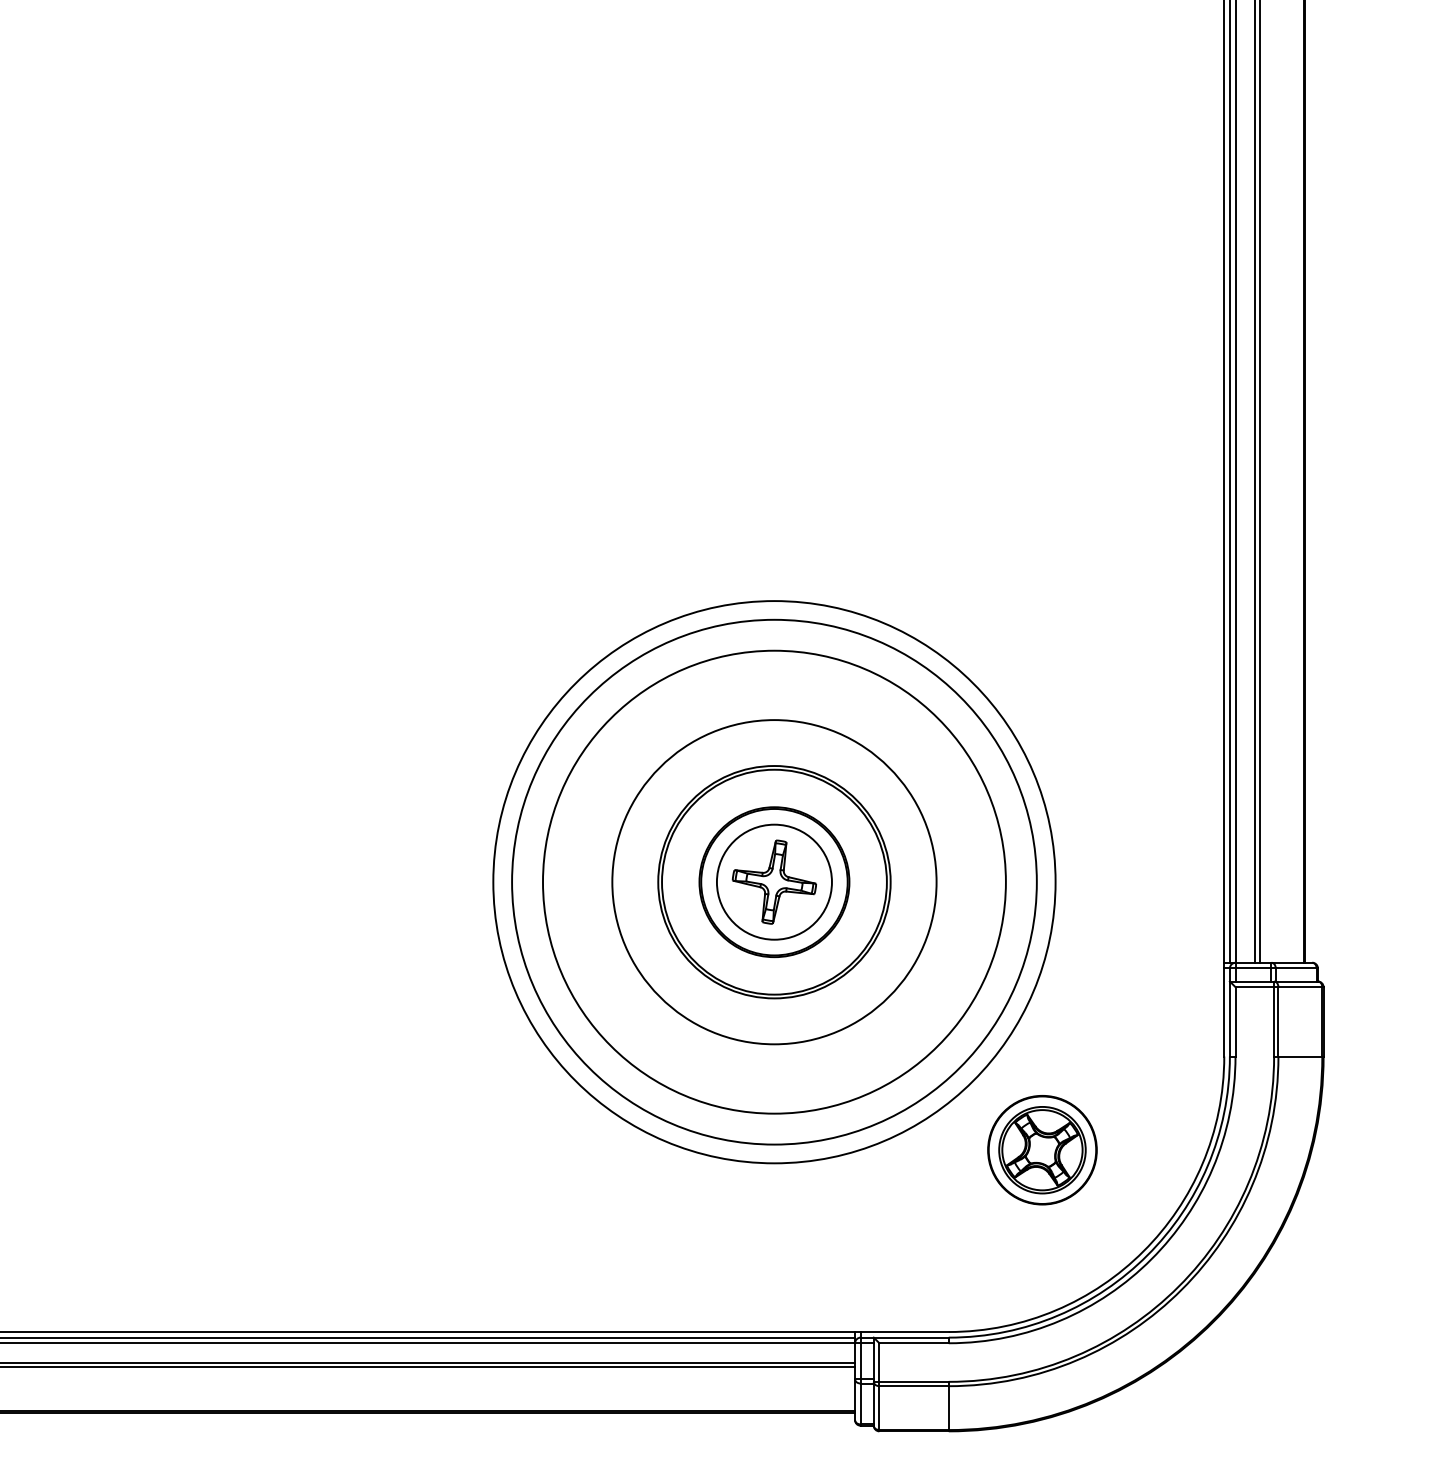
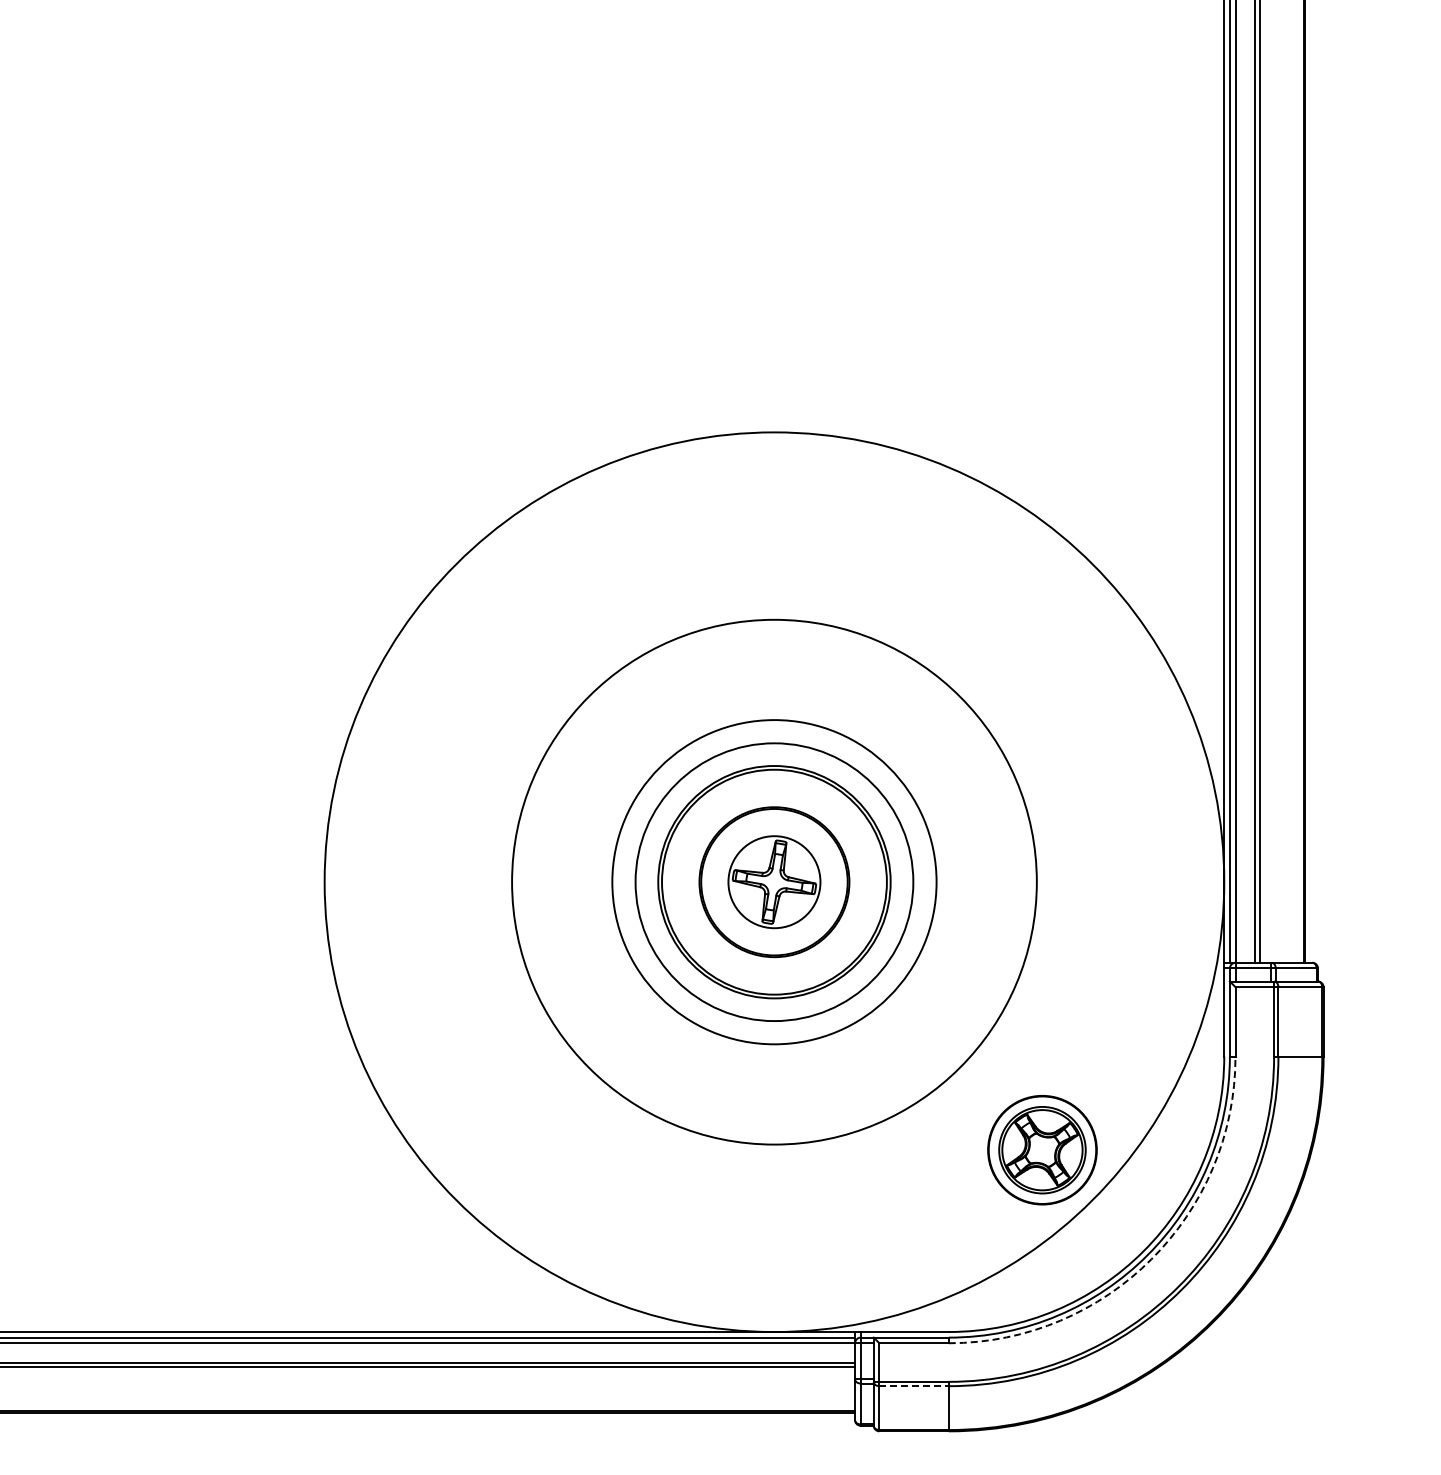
circle diameter: 115 px -> 92 px (774, 882)
circle diameter: 463 px -> 278 px (774, 882)
circle diameter: 562 px -> 900 px (774, 882)
arc: solid -> dashed (1151, 1259)
line: solid -> dashed (914, 1386)
